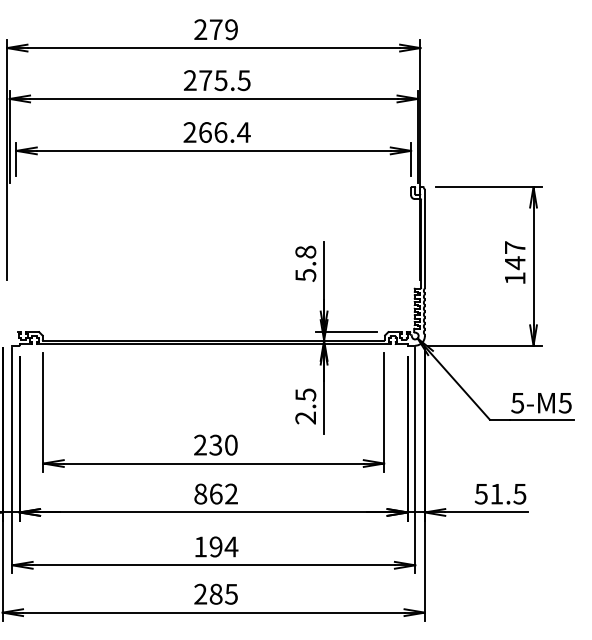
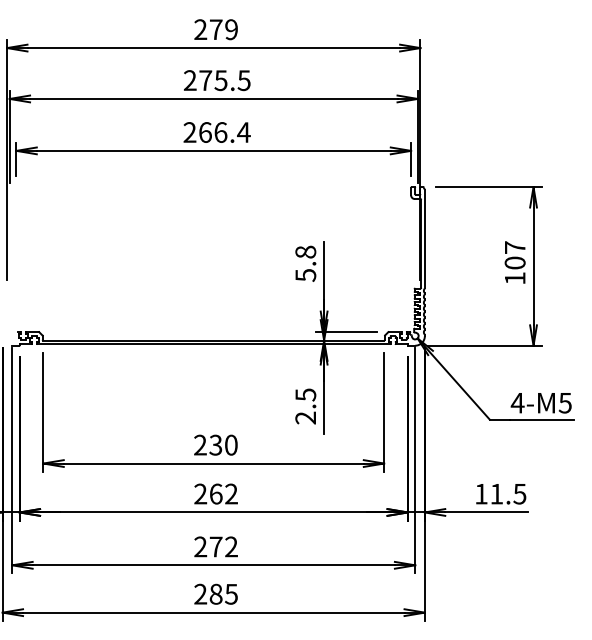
text: 147 -> 107 (514, 263)
text: 5-M5 -> 4-M5 (517, 403)
text: 862 -> 262 (200, 493)
text: 51.5 -> 11.5 (480, 494)
text: 194 -> 272 (216, 546)
